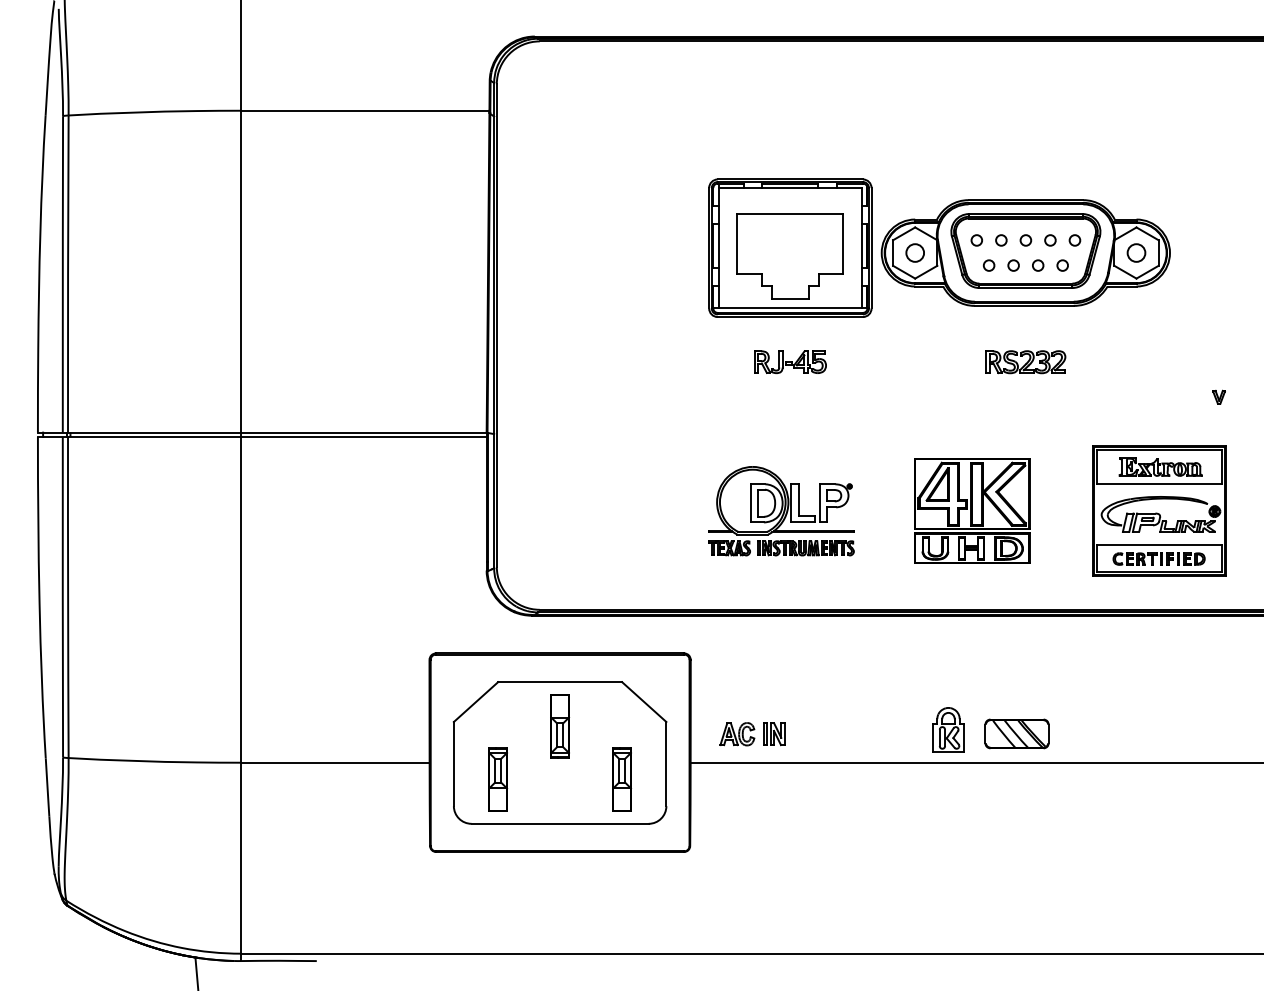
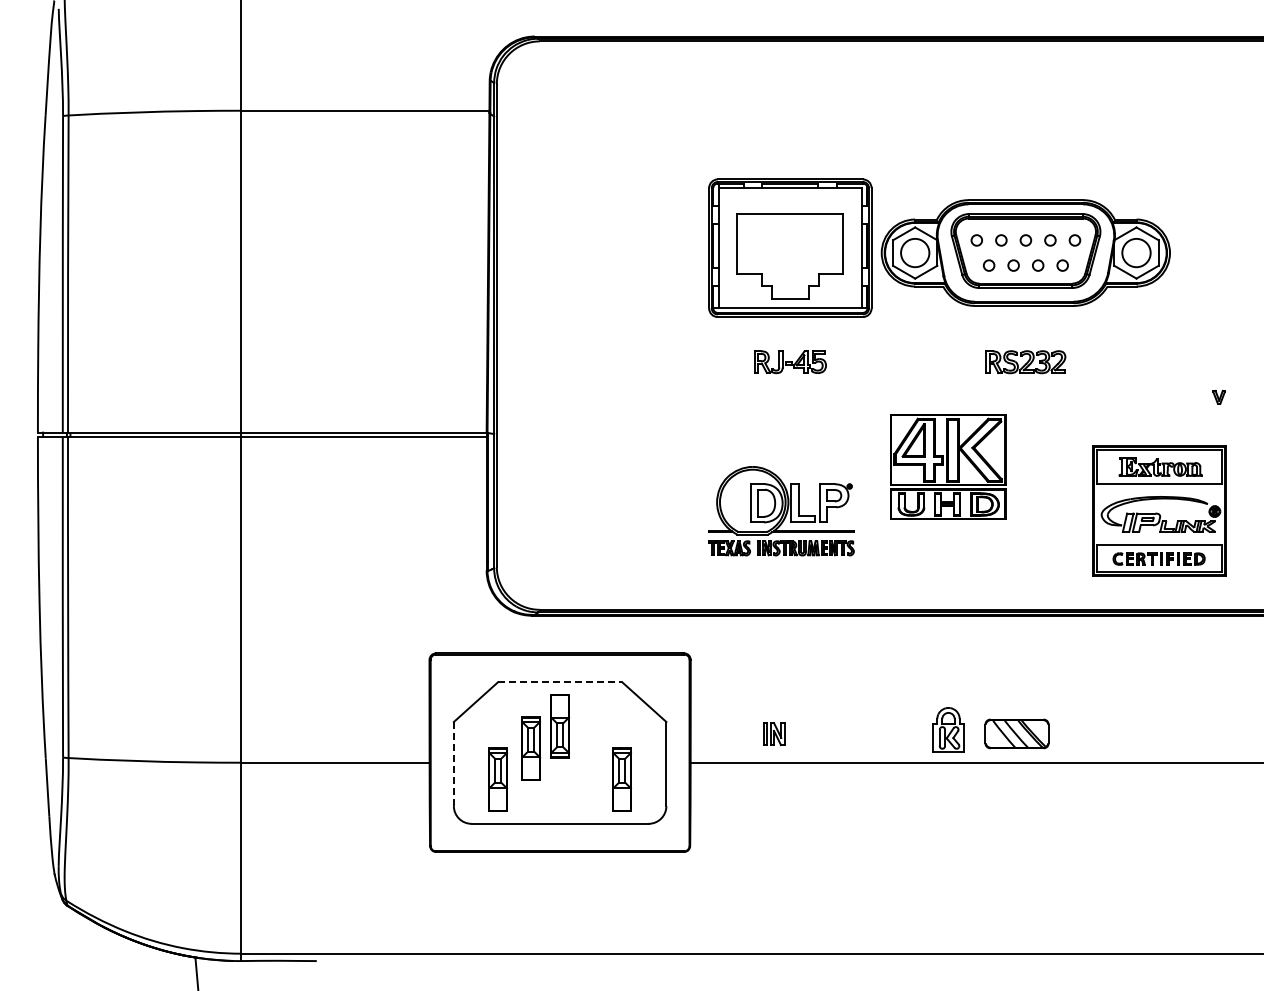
circle diameter: 18 px -> 28 px (915, 252)
circle diameter: 18 px -> 28 px (1136, 252)
part position: (972, 510) -> (948, 466) (948, 466)
line: solid -> dashed (560, 682)
part: present -> none (737, 734)
part: none -> present (530, 748)
line: solid -> dashed (453, 763)
